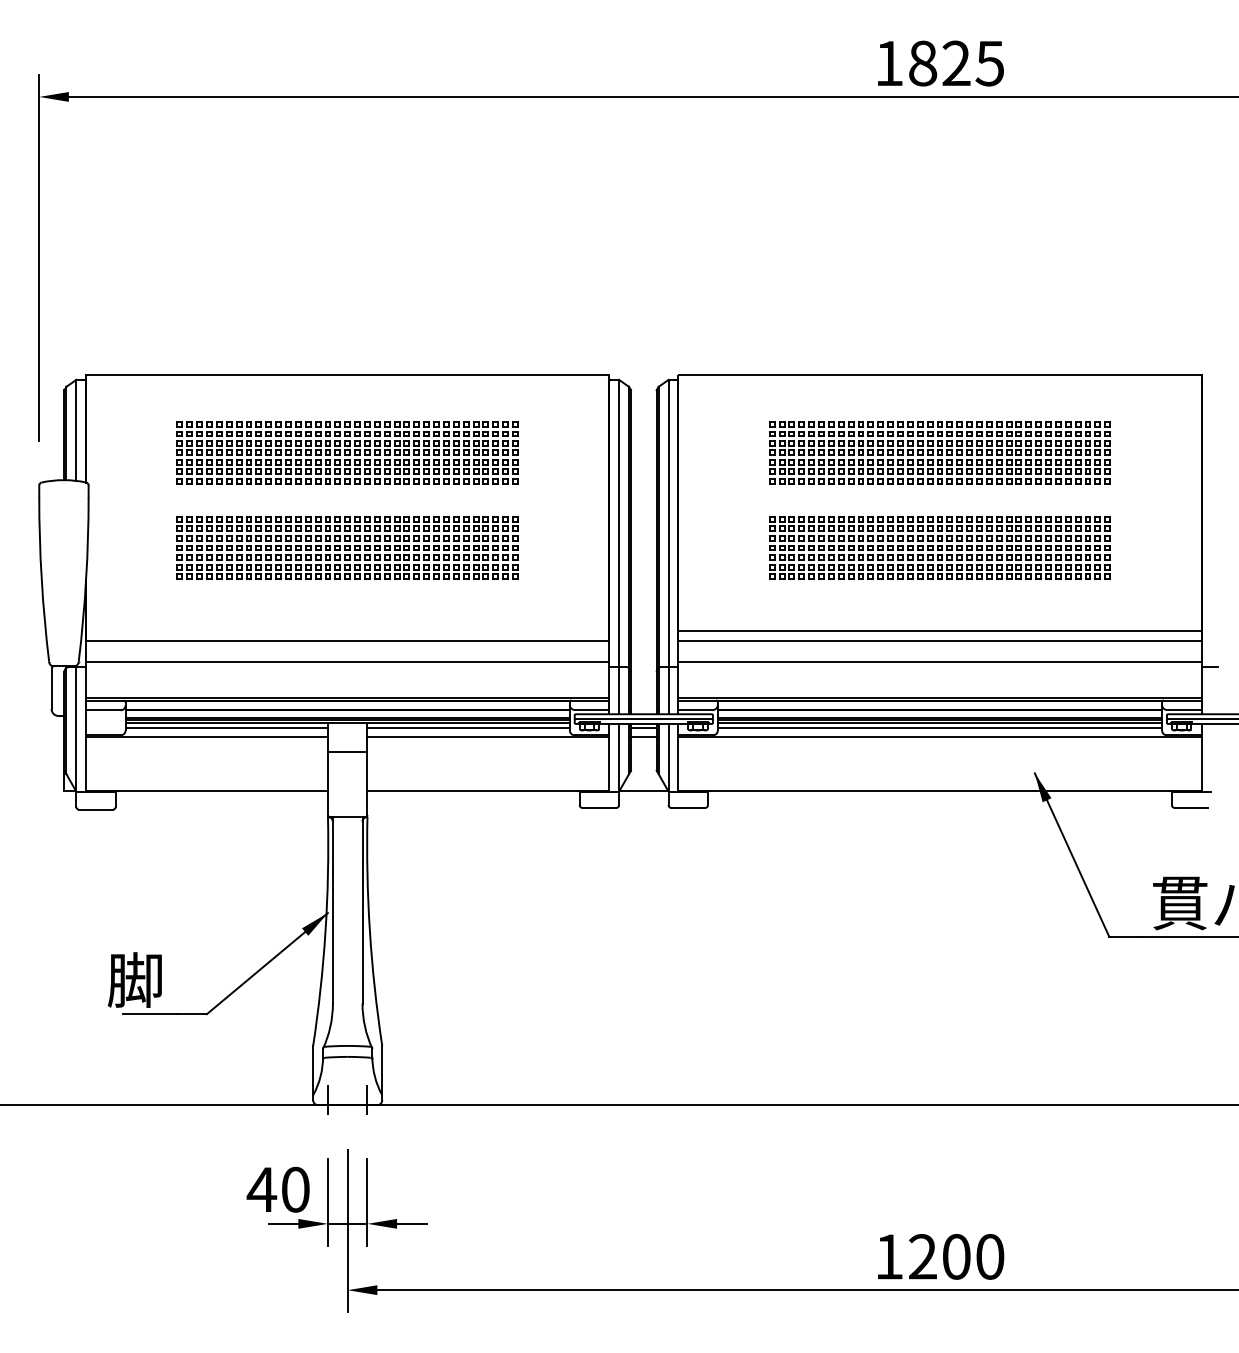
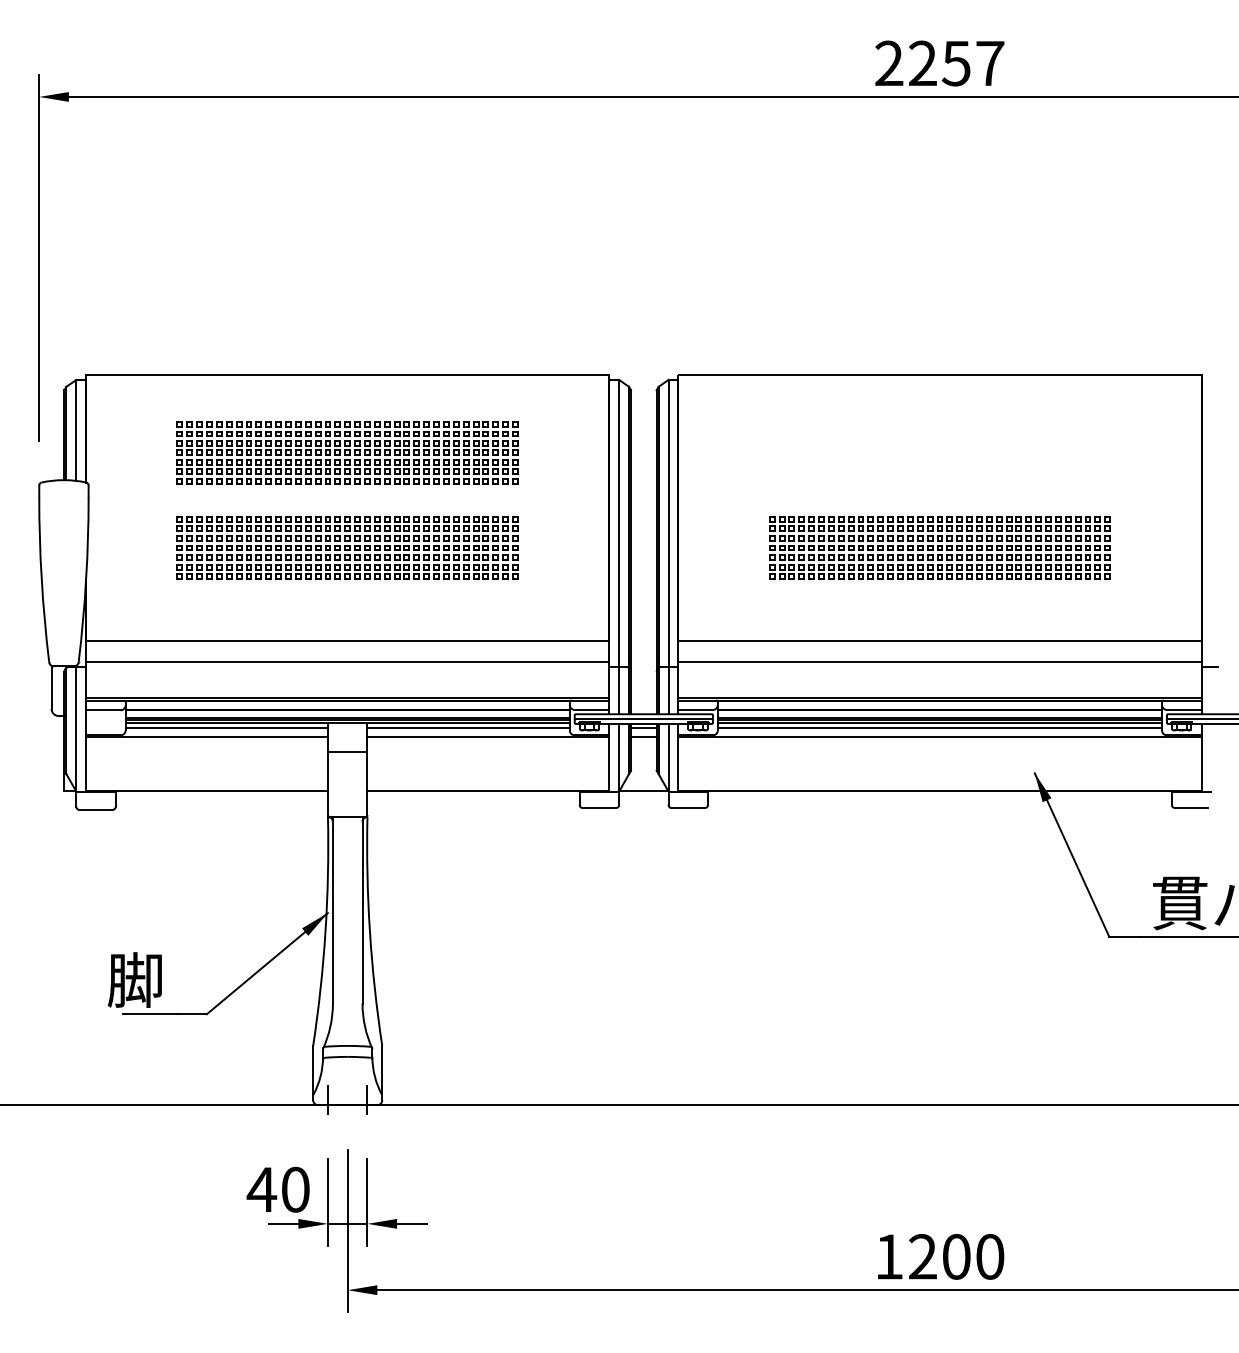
text: 1825 -> 2257 (939, 63)
part: present -> none (939, 452)
line: present -> none (939, 631)
